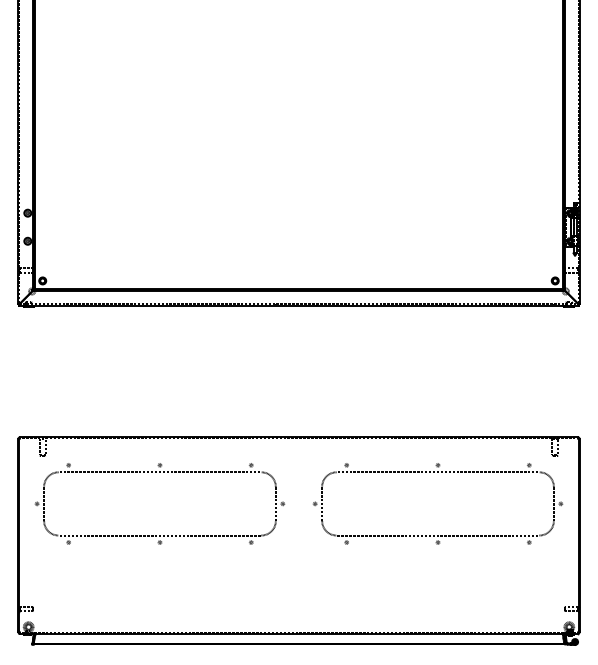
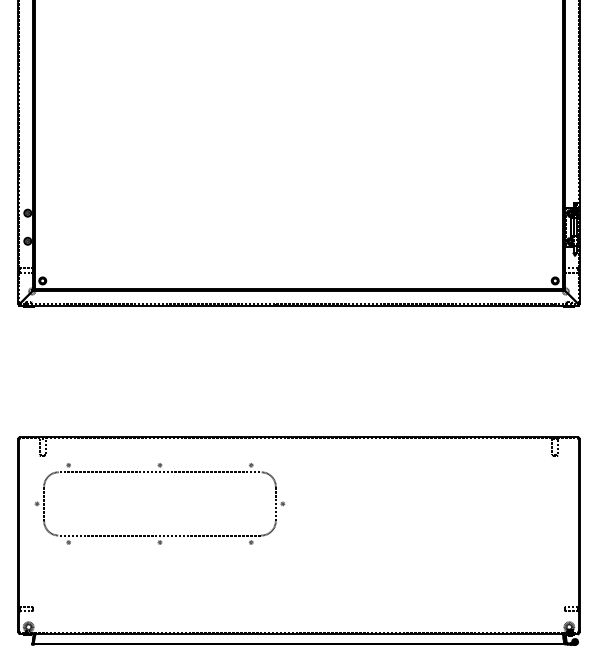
part: present -> none (437, 472)
